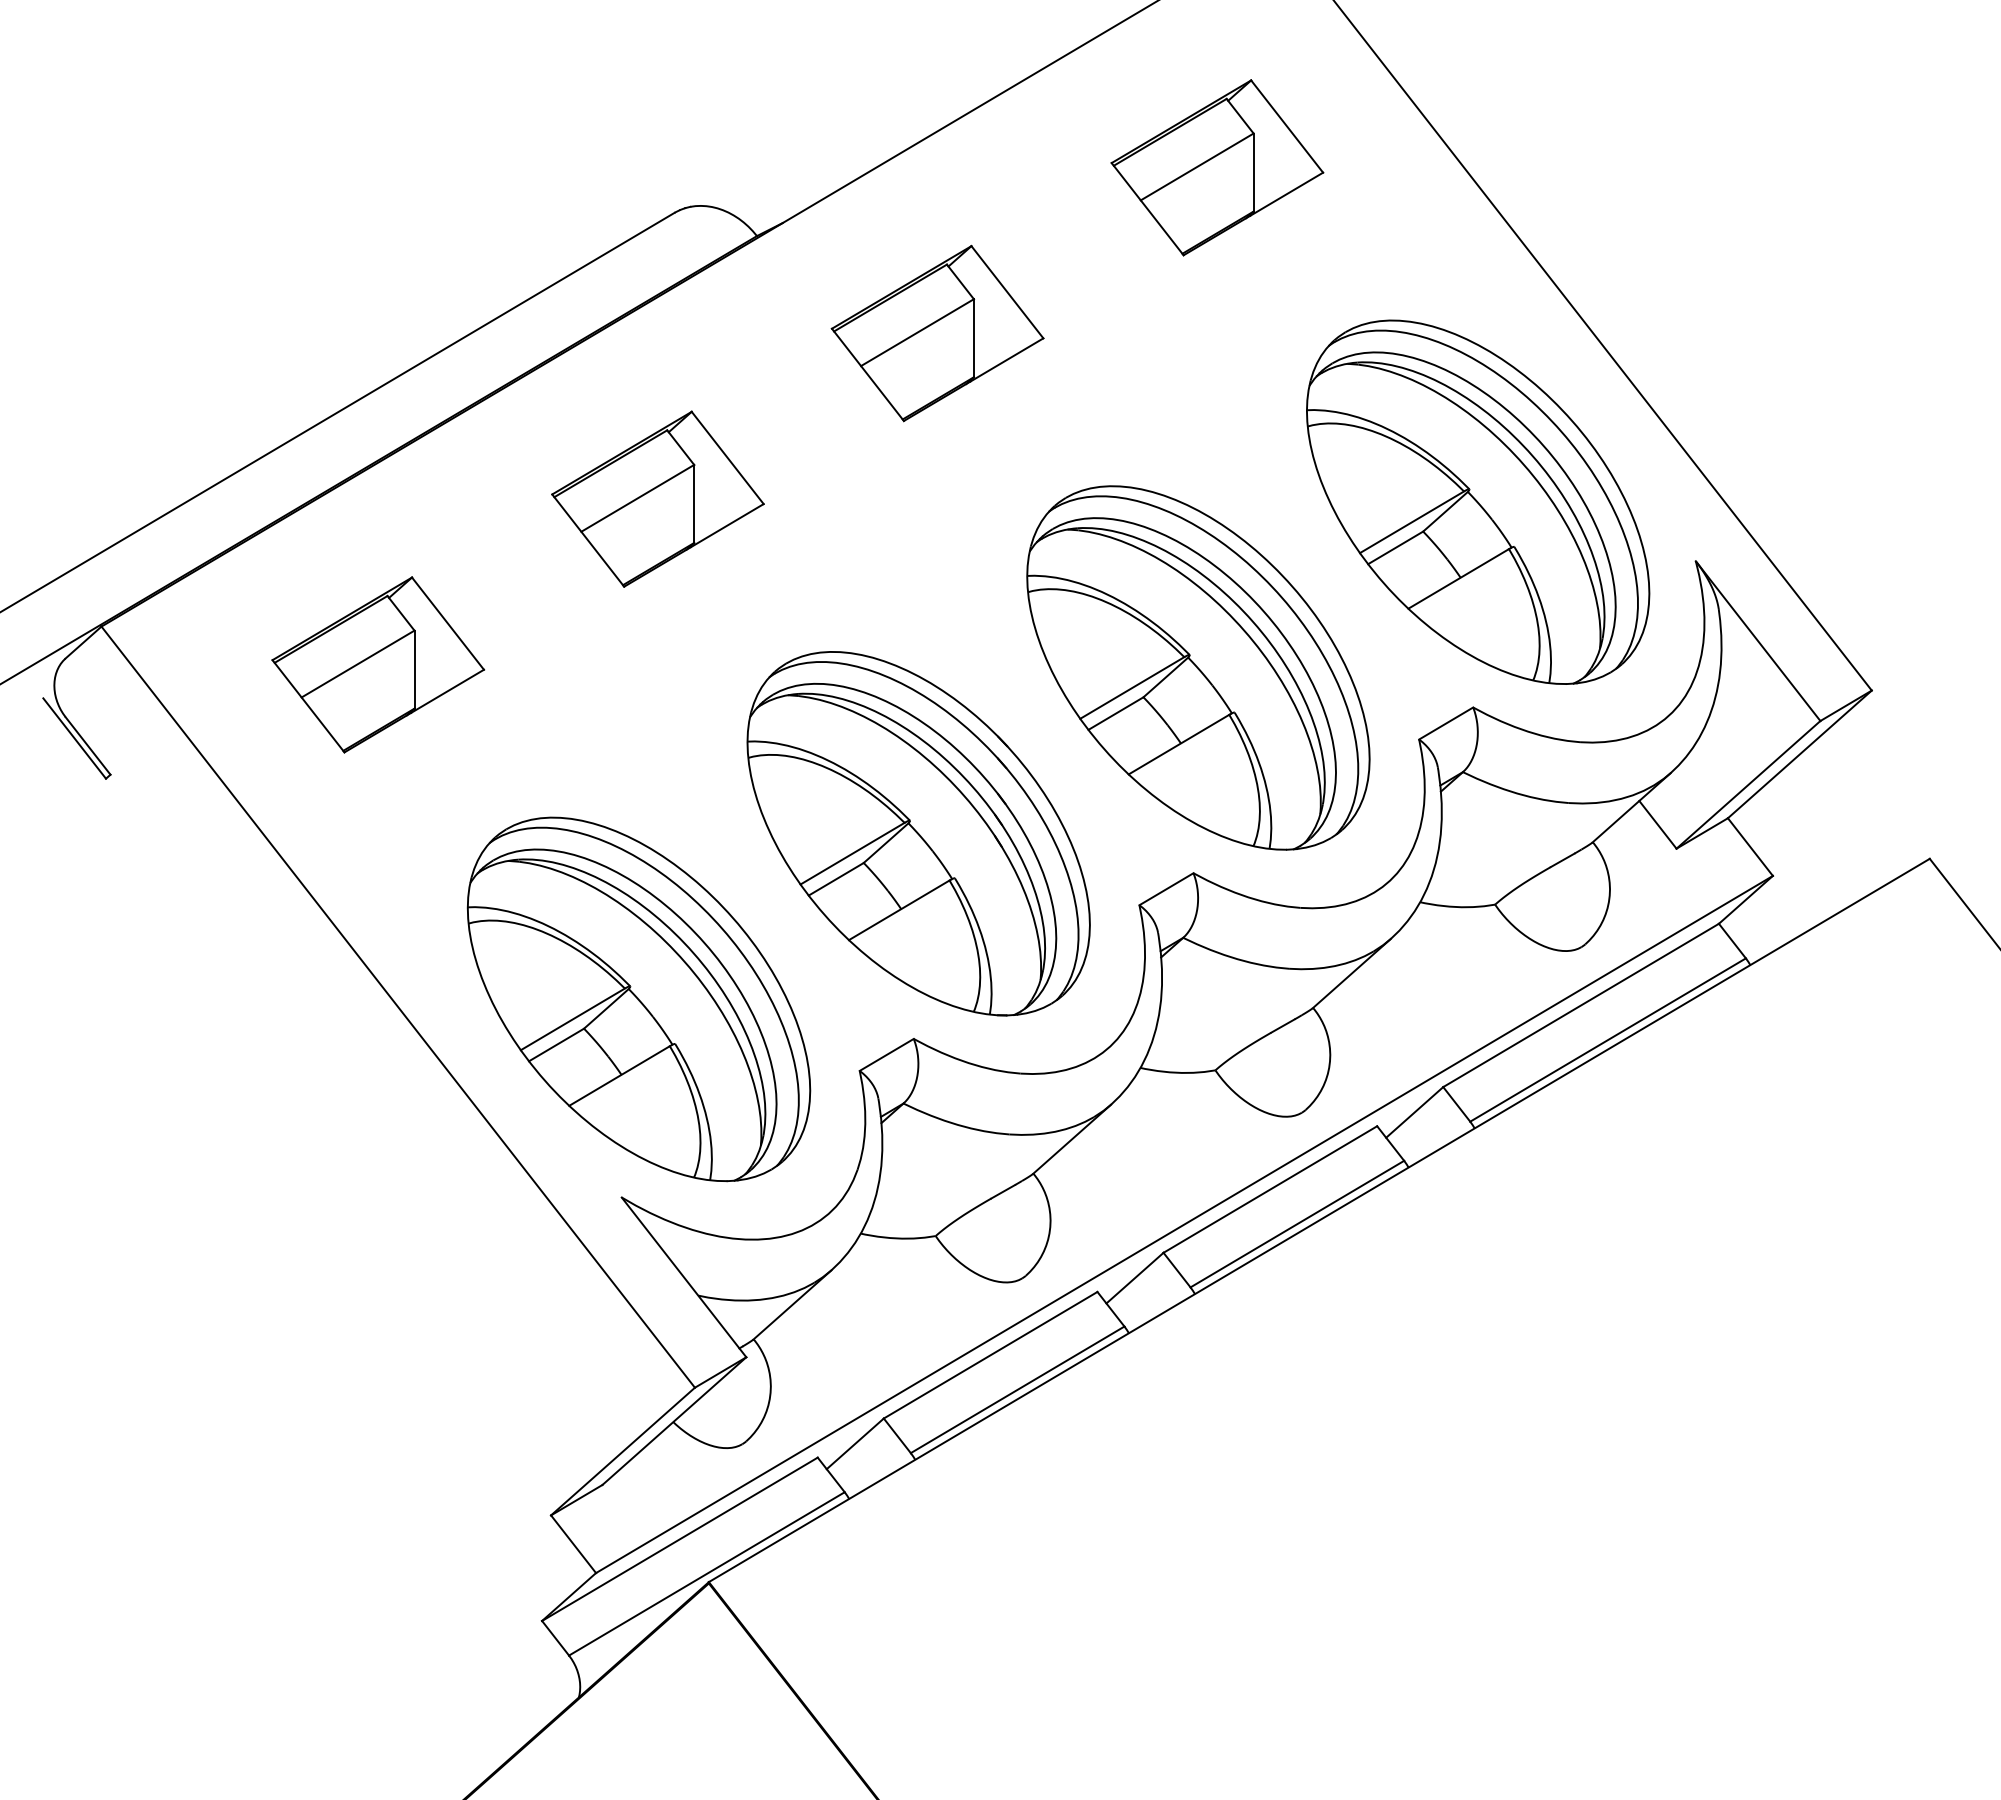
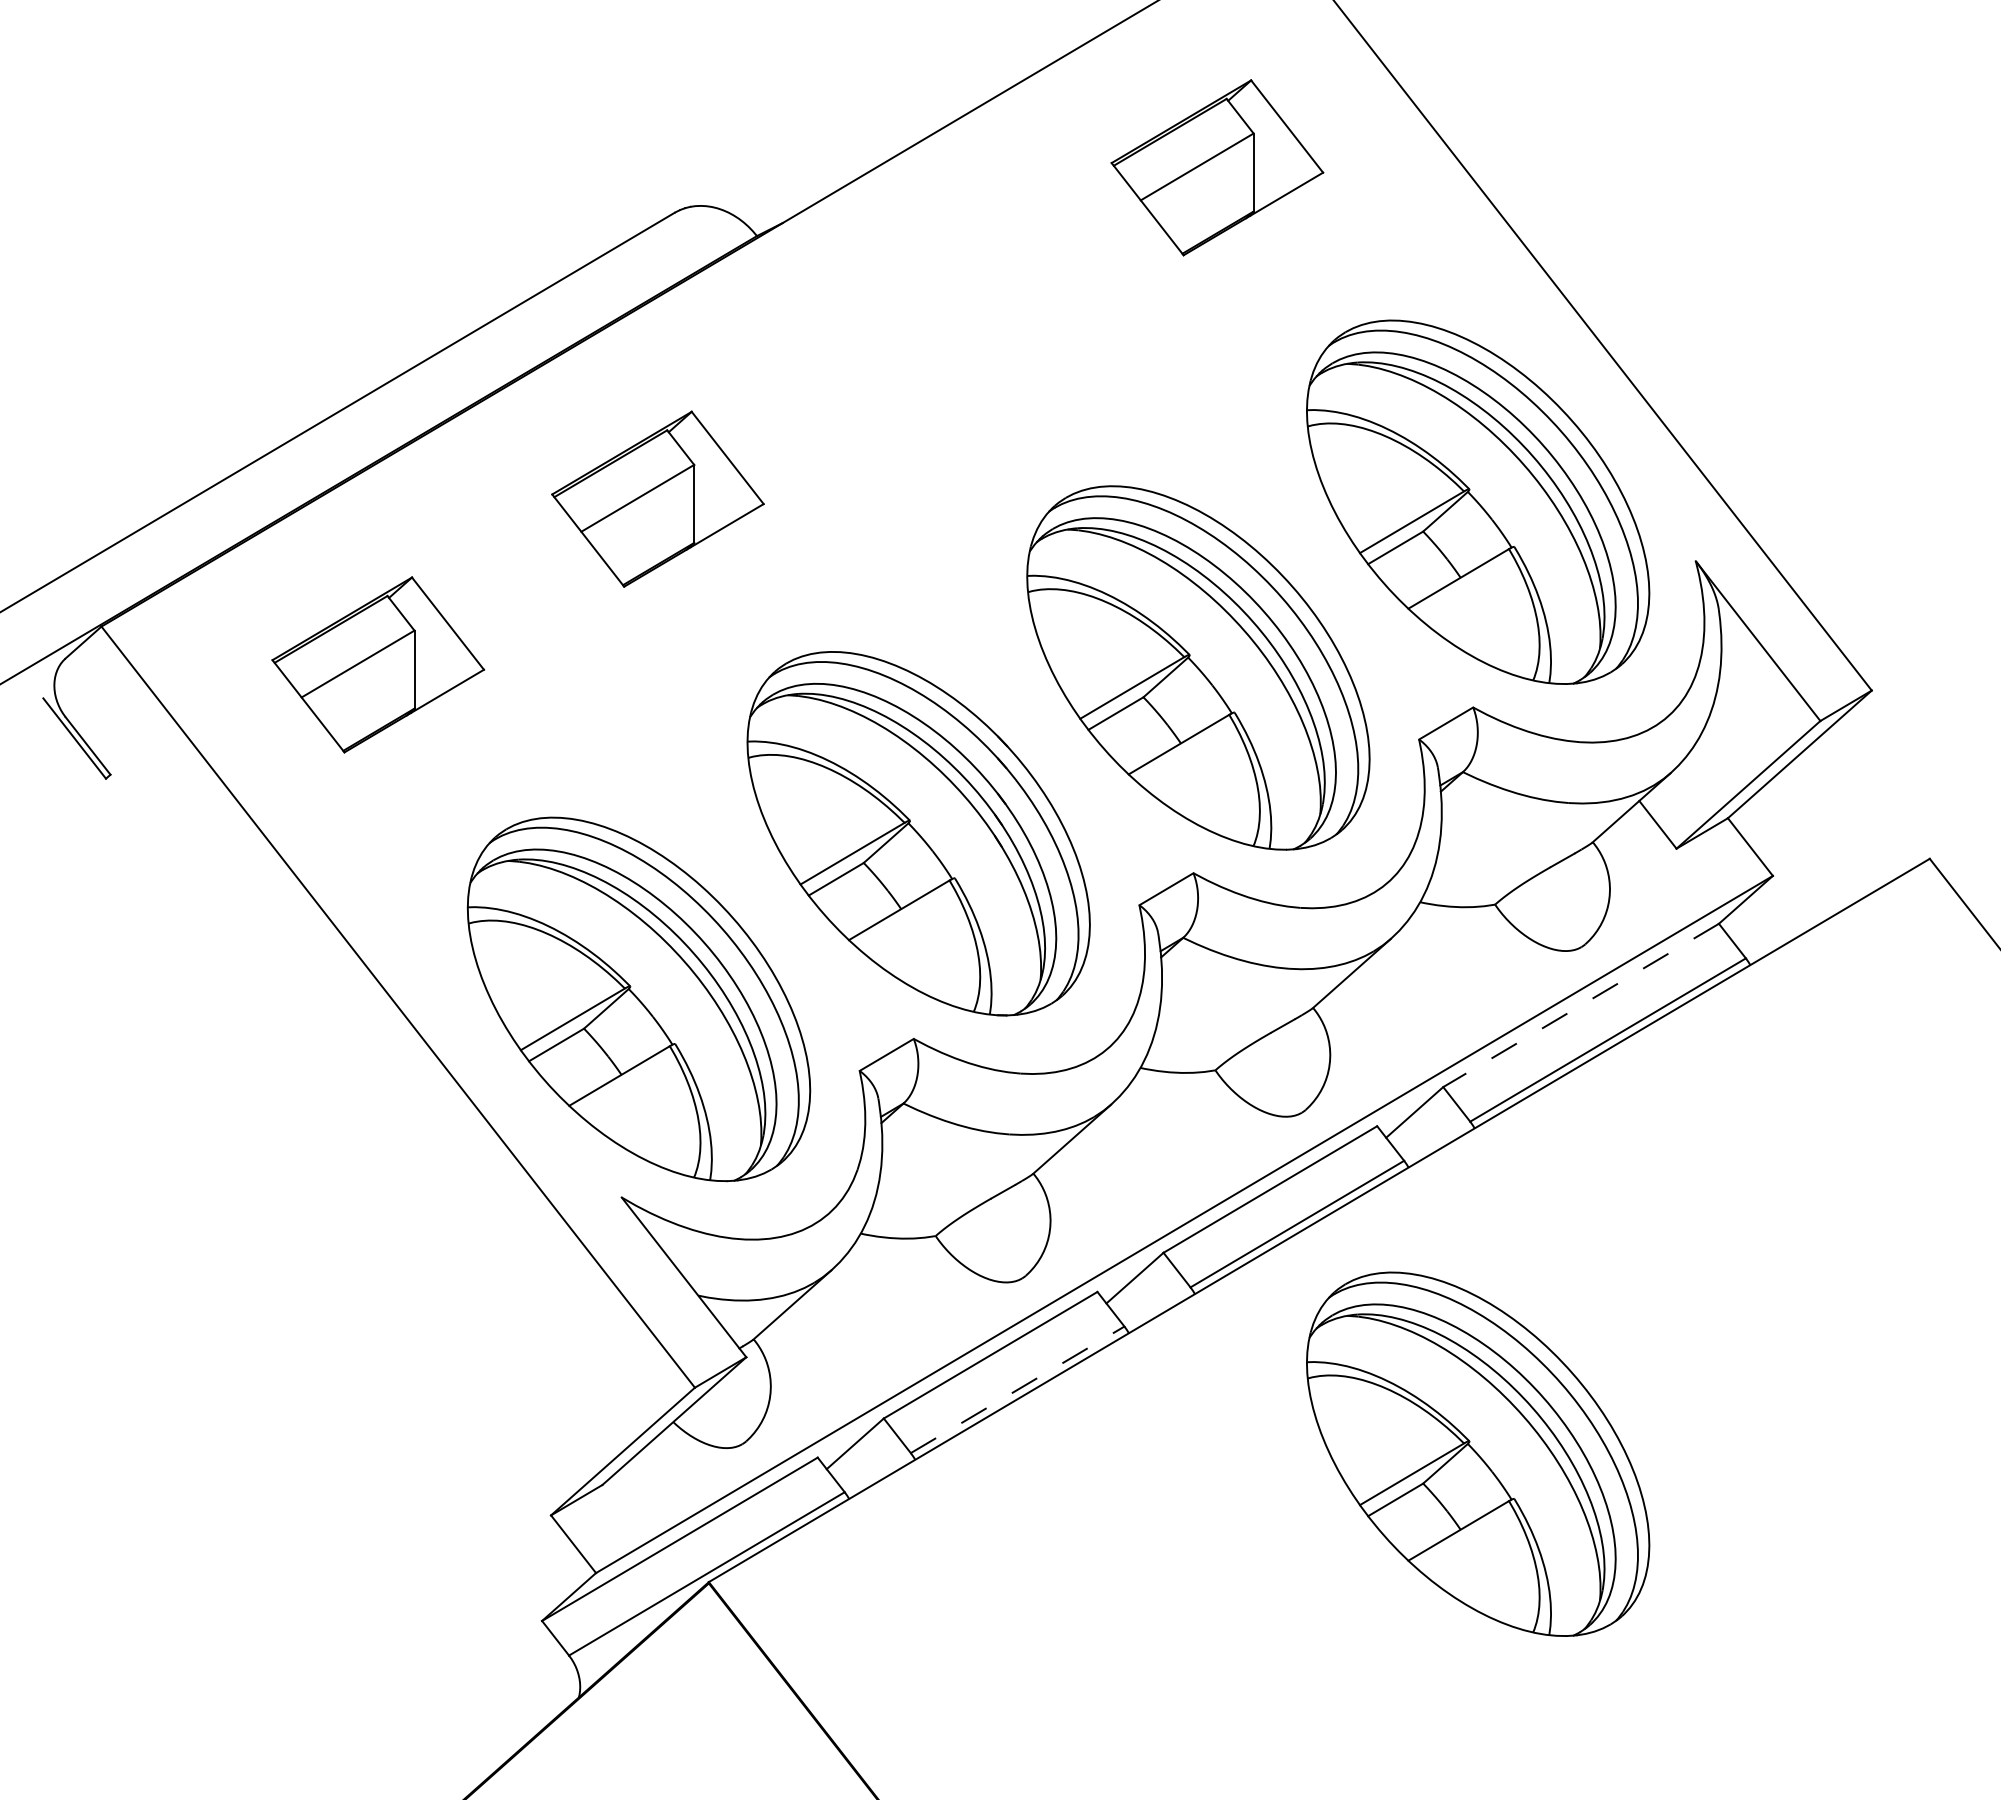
part: present -> none (937, 333)
line: solid -> dashed (1580, 1005)
line: solid -> dashed (1018, 1389)
part: none -> present (1478, 1453)
